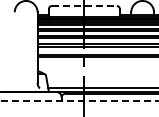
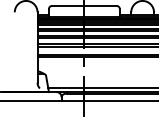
line: dashed -> solid (84, 6)
line: dashed -> solid (78, 101)
